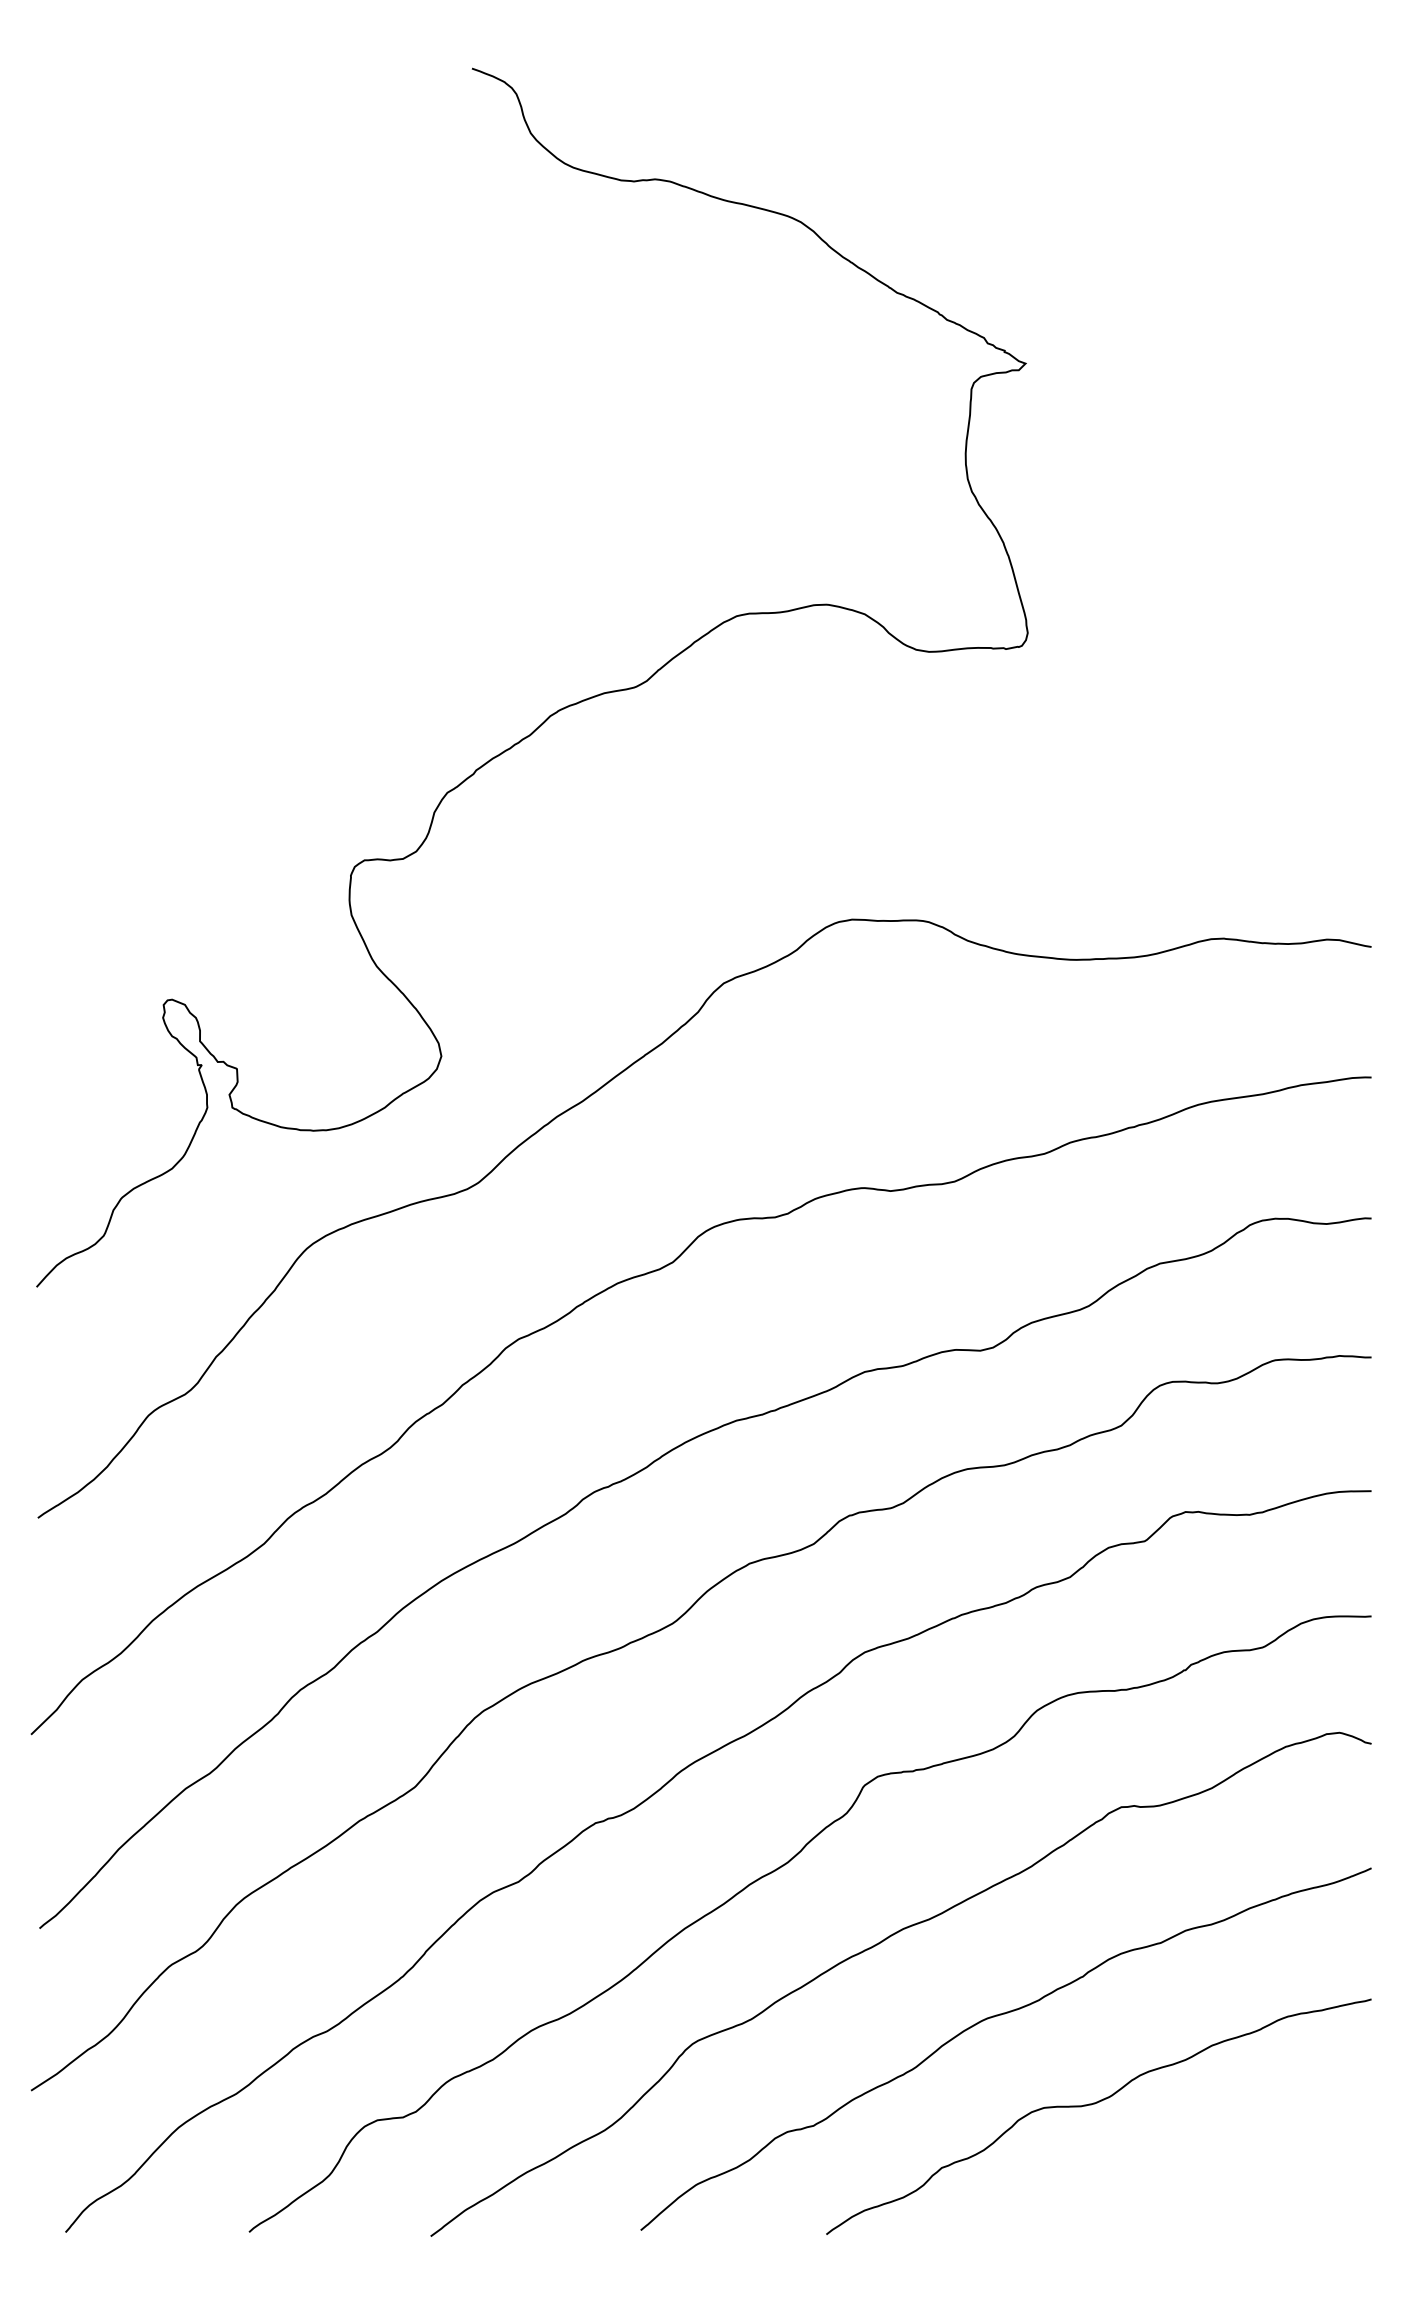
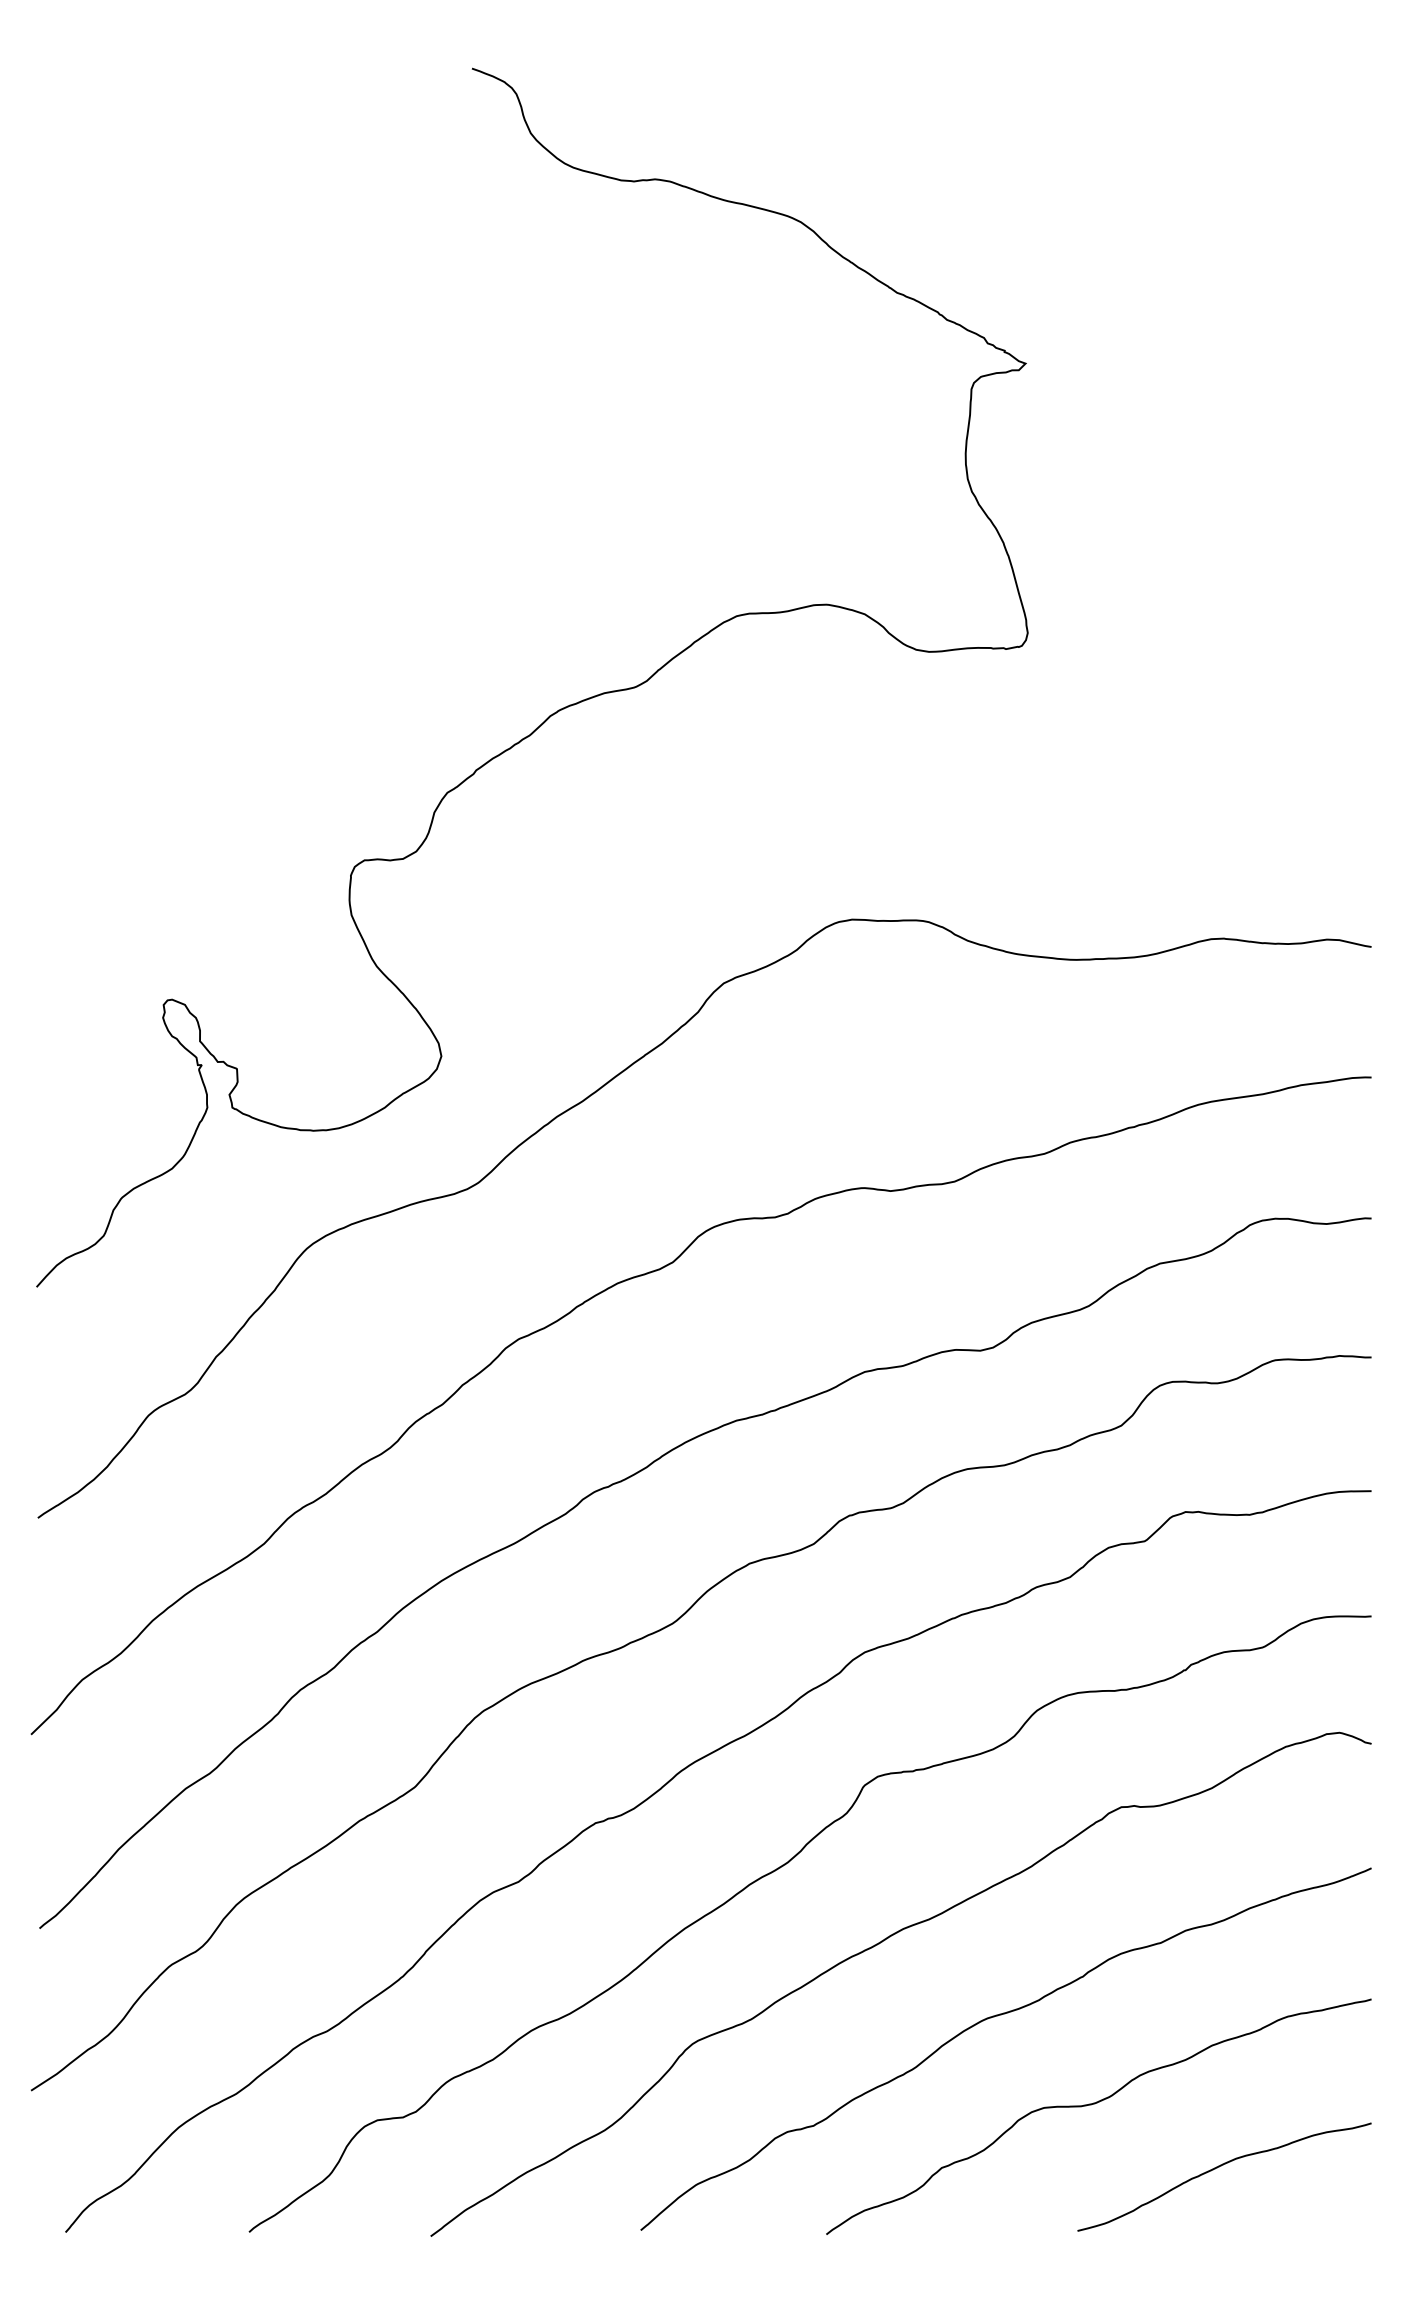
curve: none -> present (1219, 2167)
